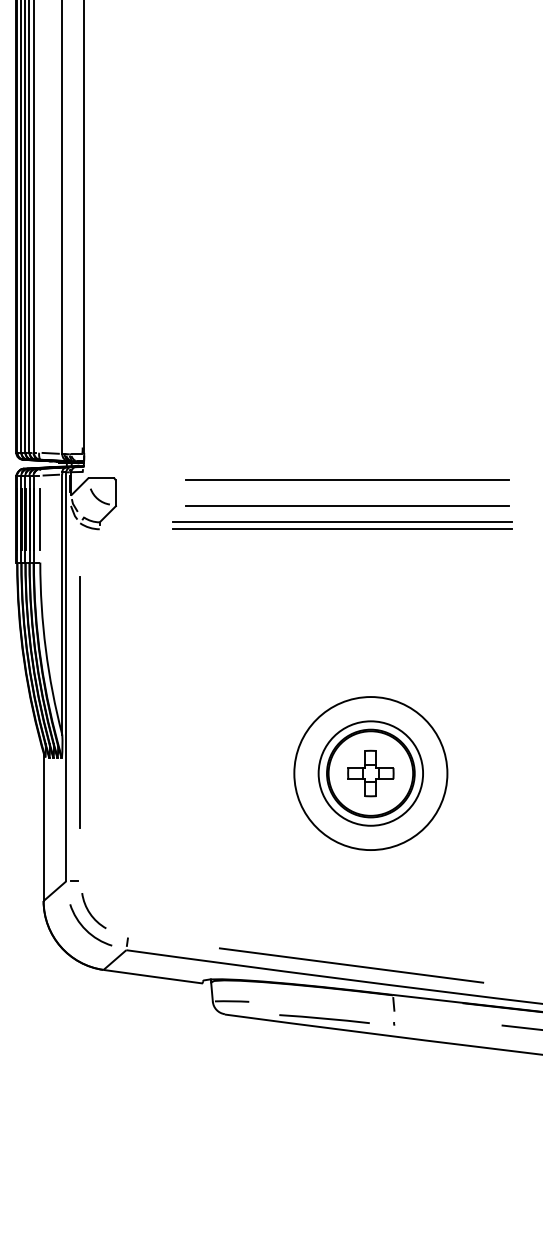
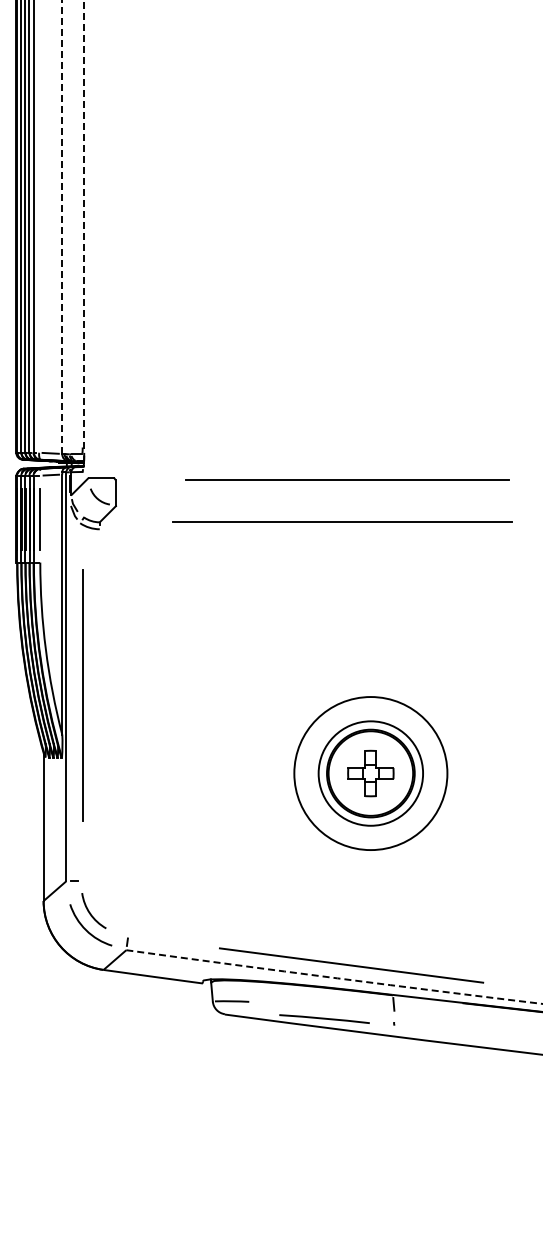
line: solid -> dashed (84, 226)
line: solid -> dashed (62, 227)
line: present -> none (347, 505)
line: present -> none (342, 529)
line position: (79, 702) -> (82, 695) (82, 695)
arc: solid -> dashed (335, 978)
line: present -> none (520, 1027)
